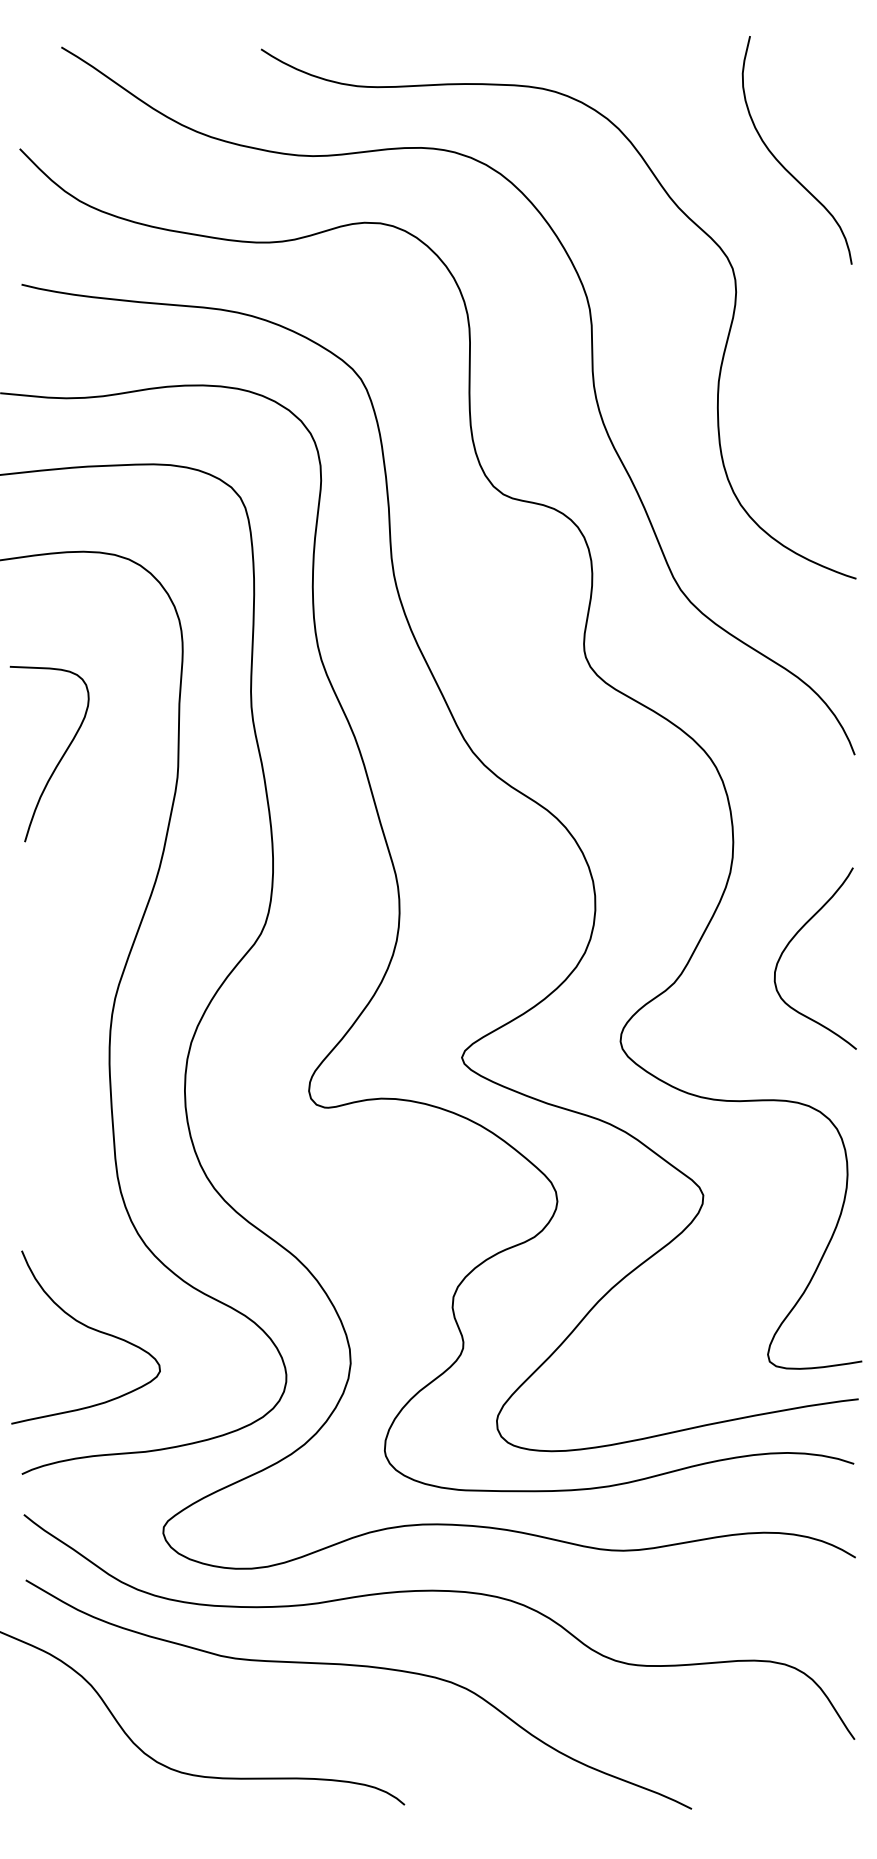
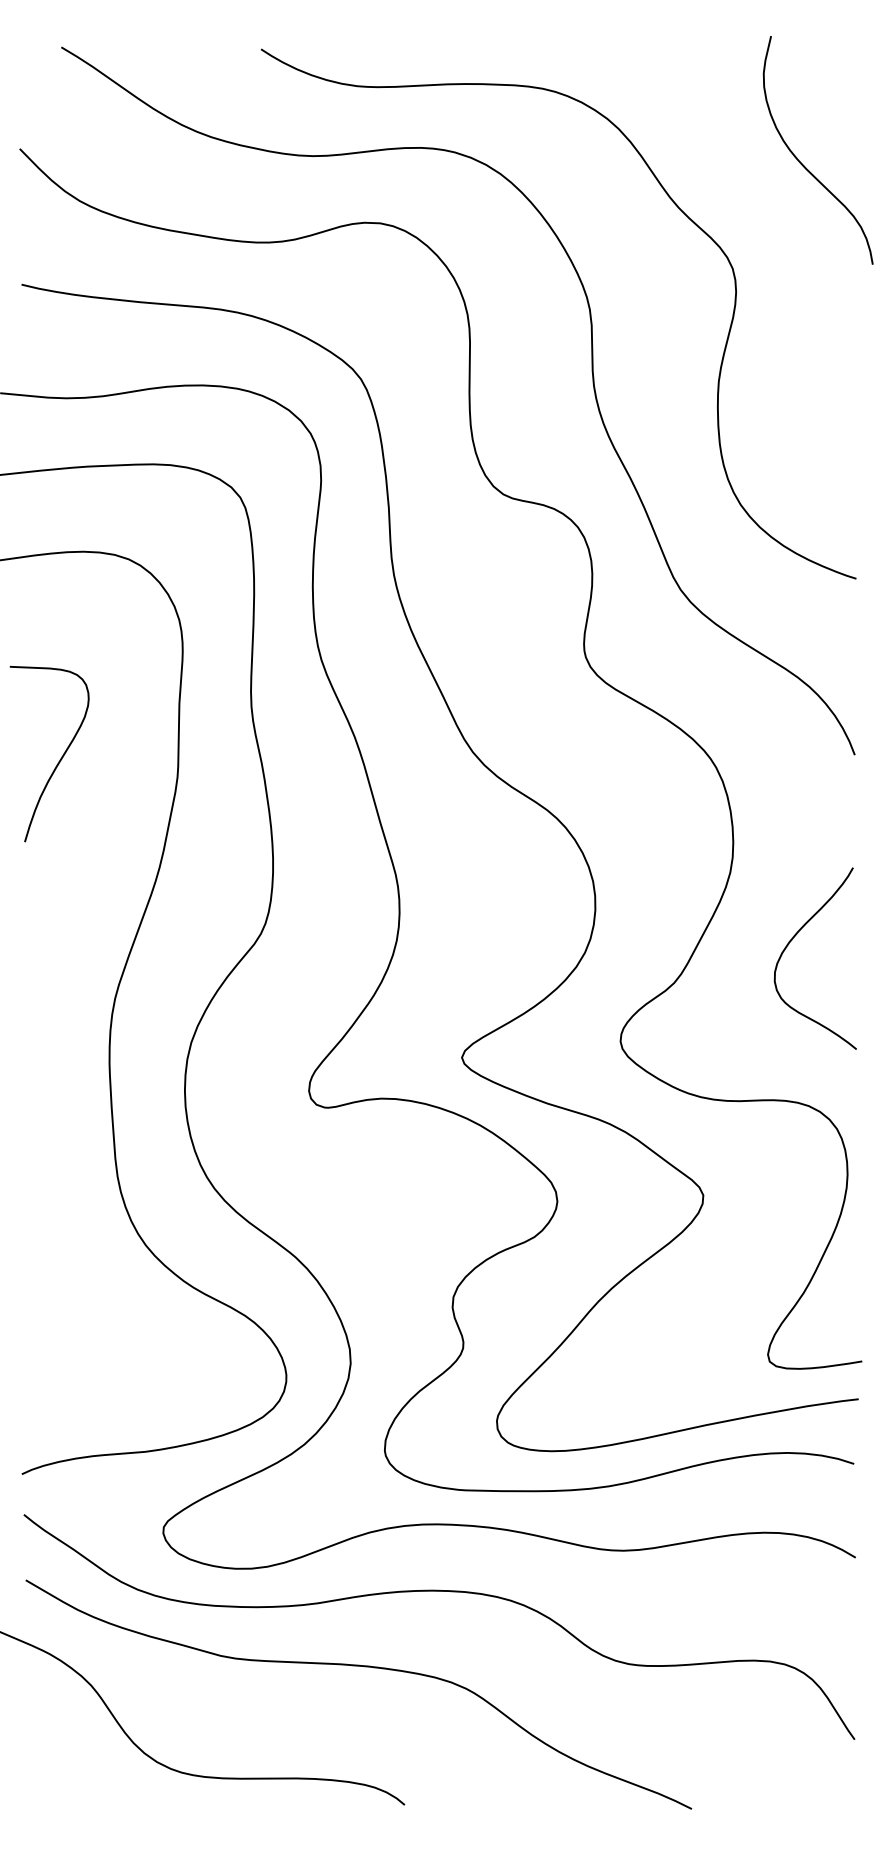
curve position: (782, 164) -> (803, 164) (803, 164)
curve: present -> none (88, 1328)
